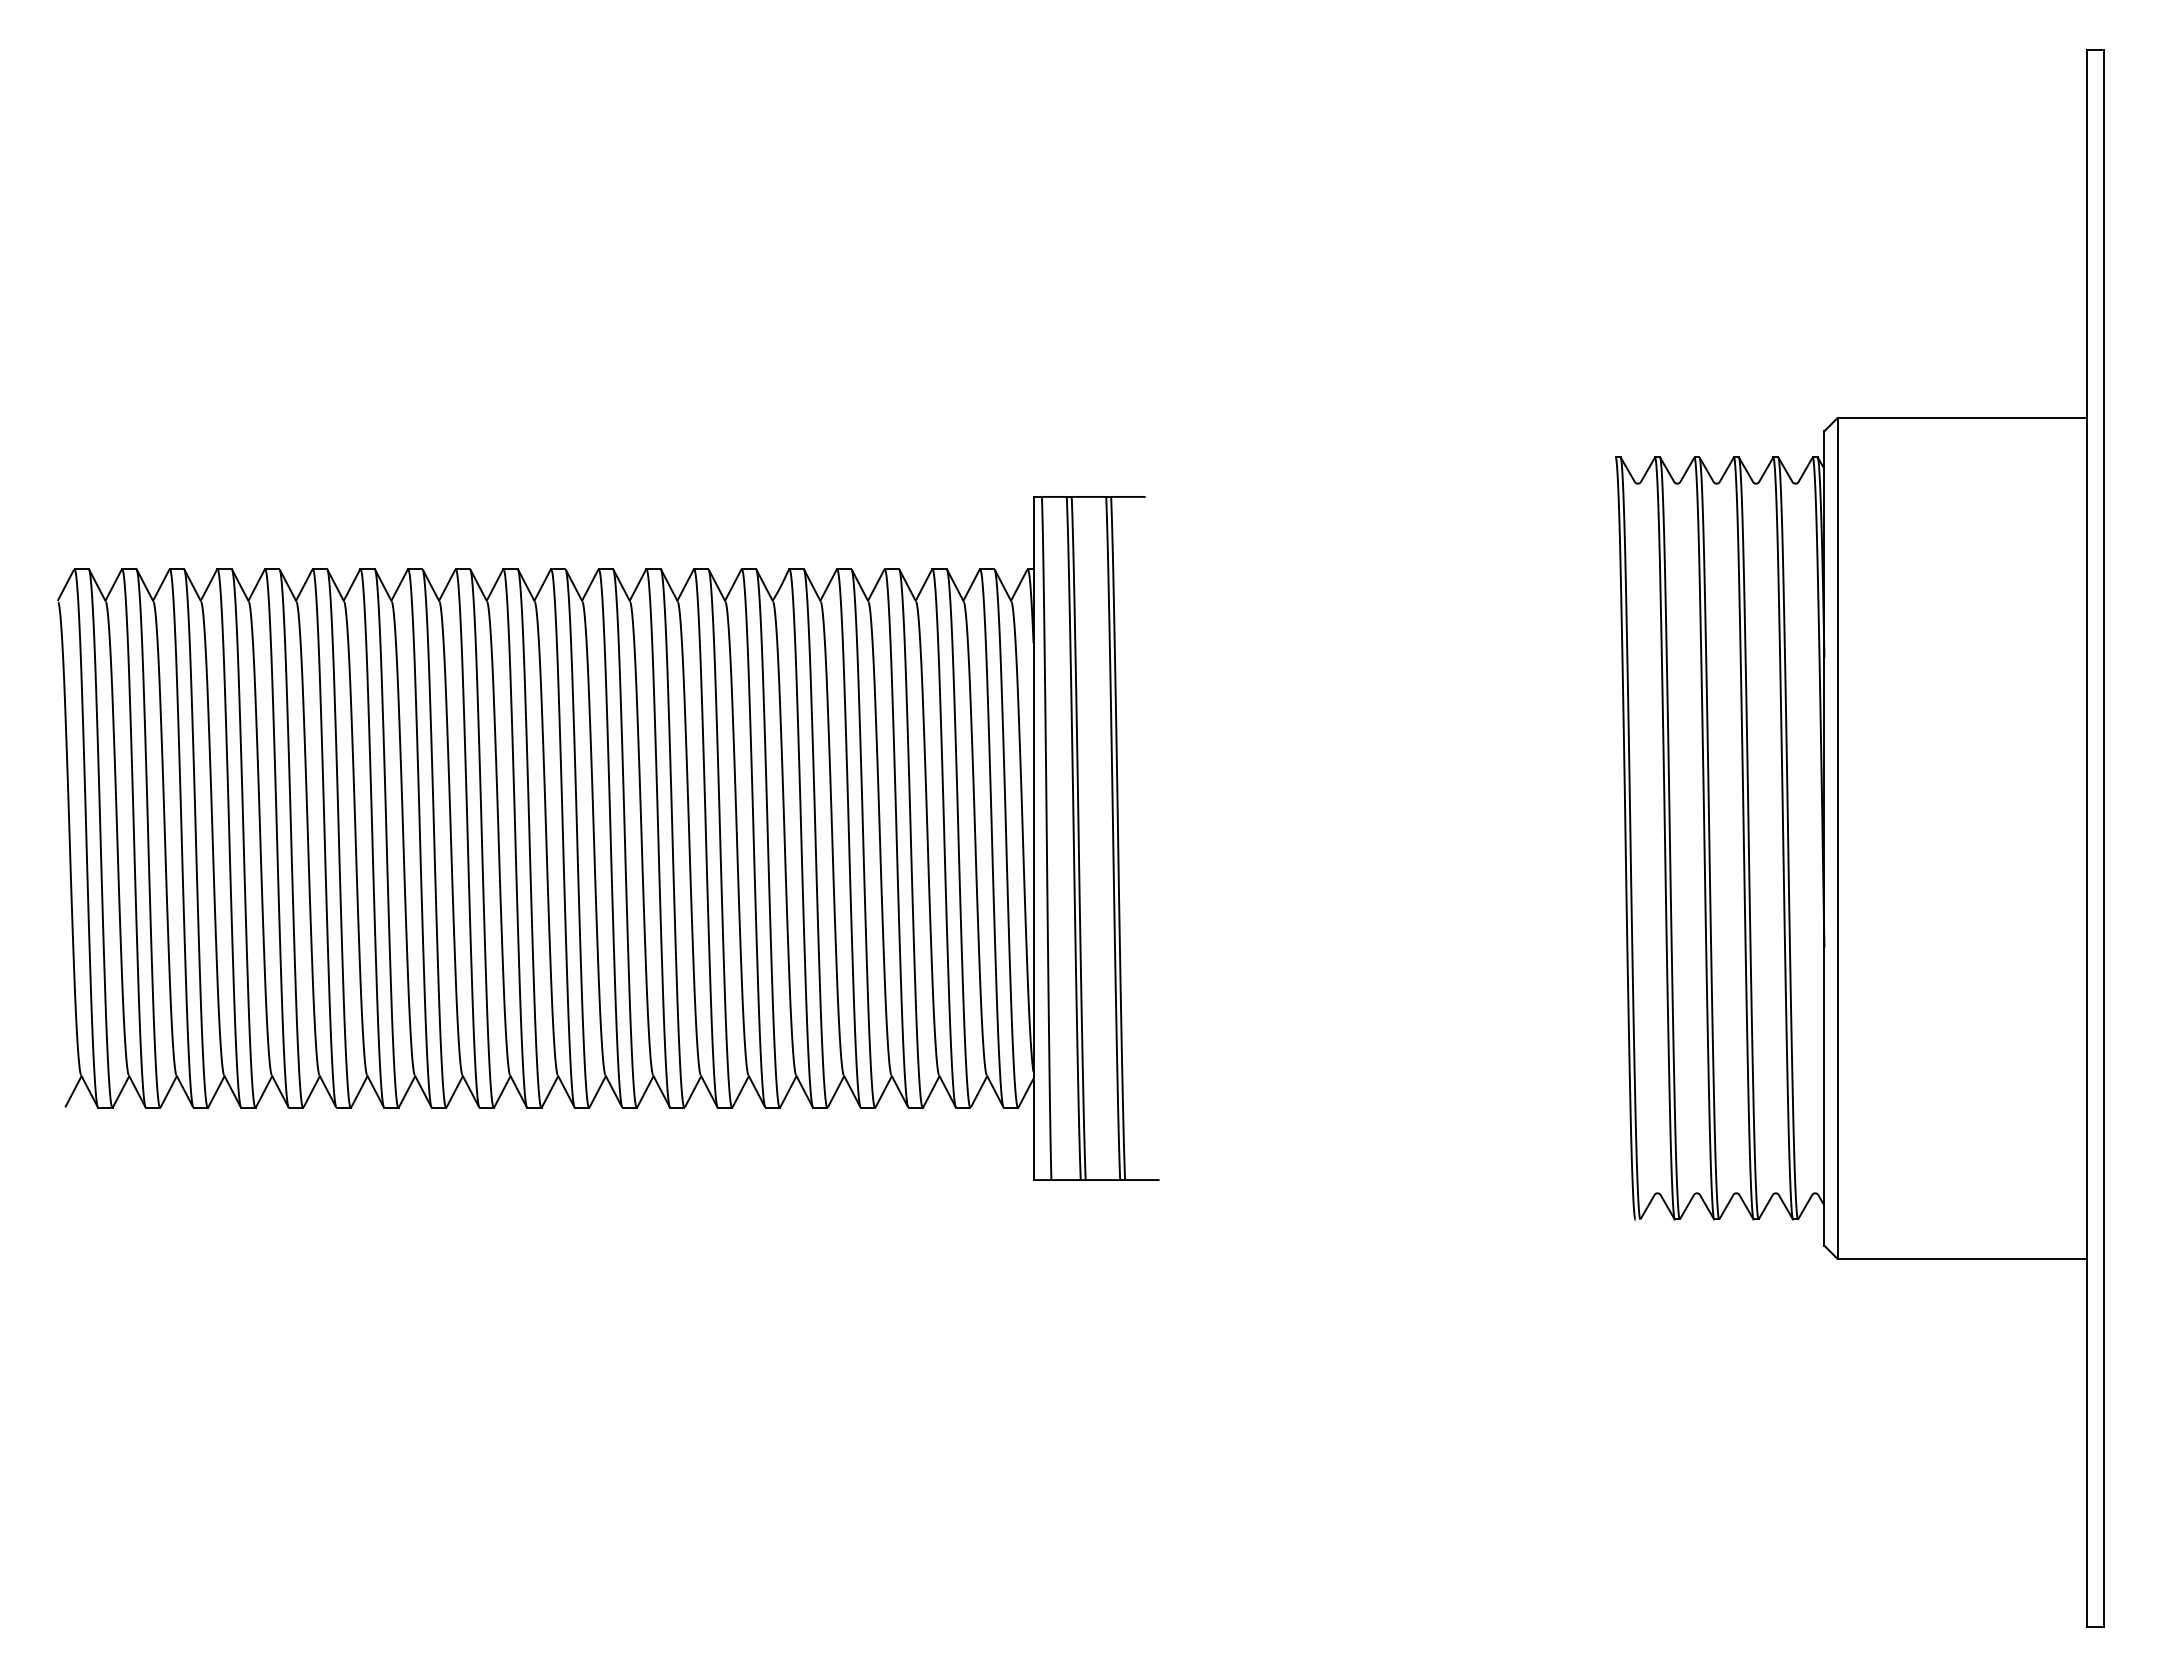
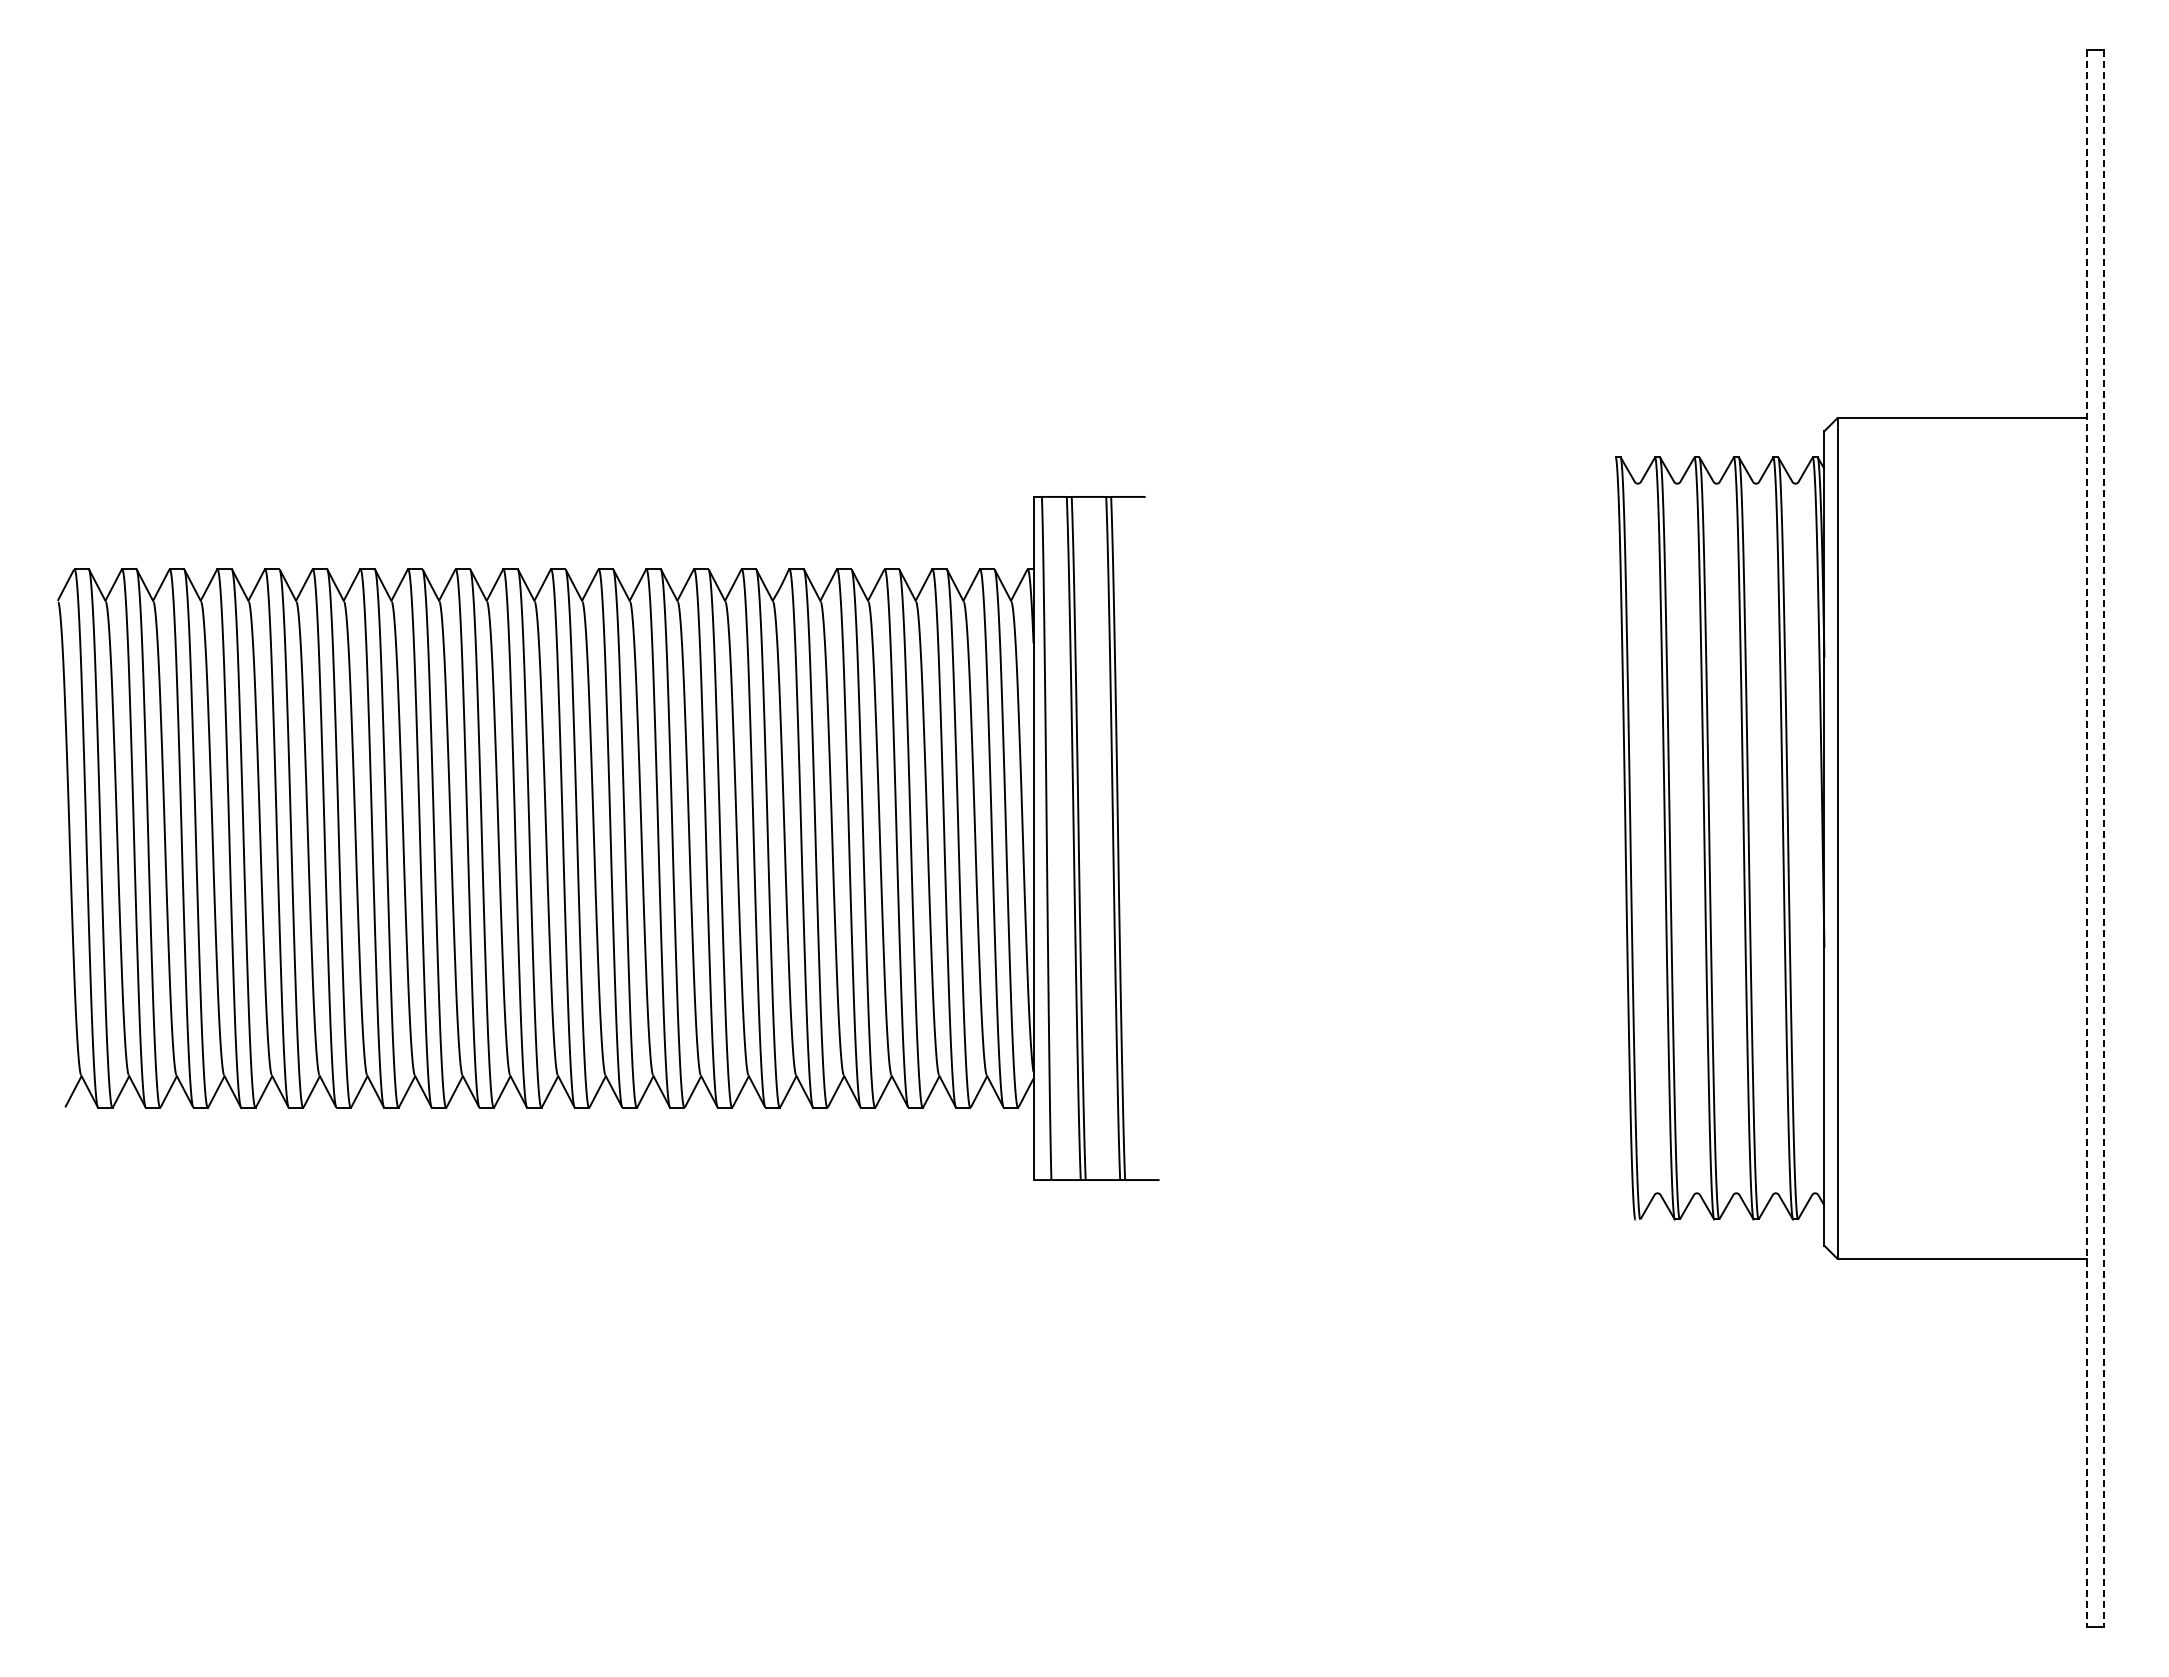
line: solid -> dashed (2087, 838)
line: solid -> dashed (2103, 838)
